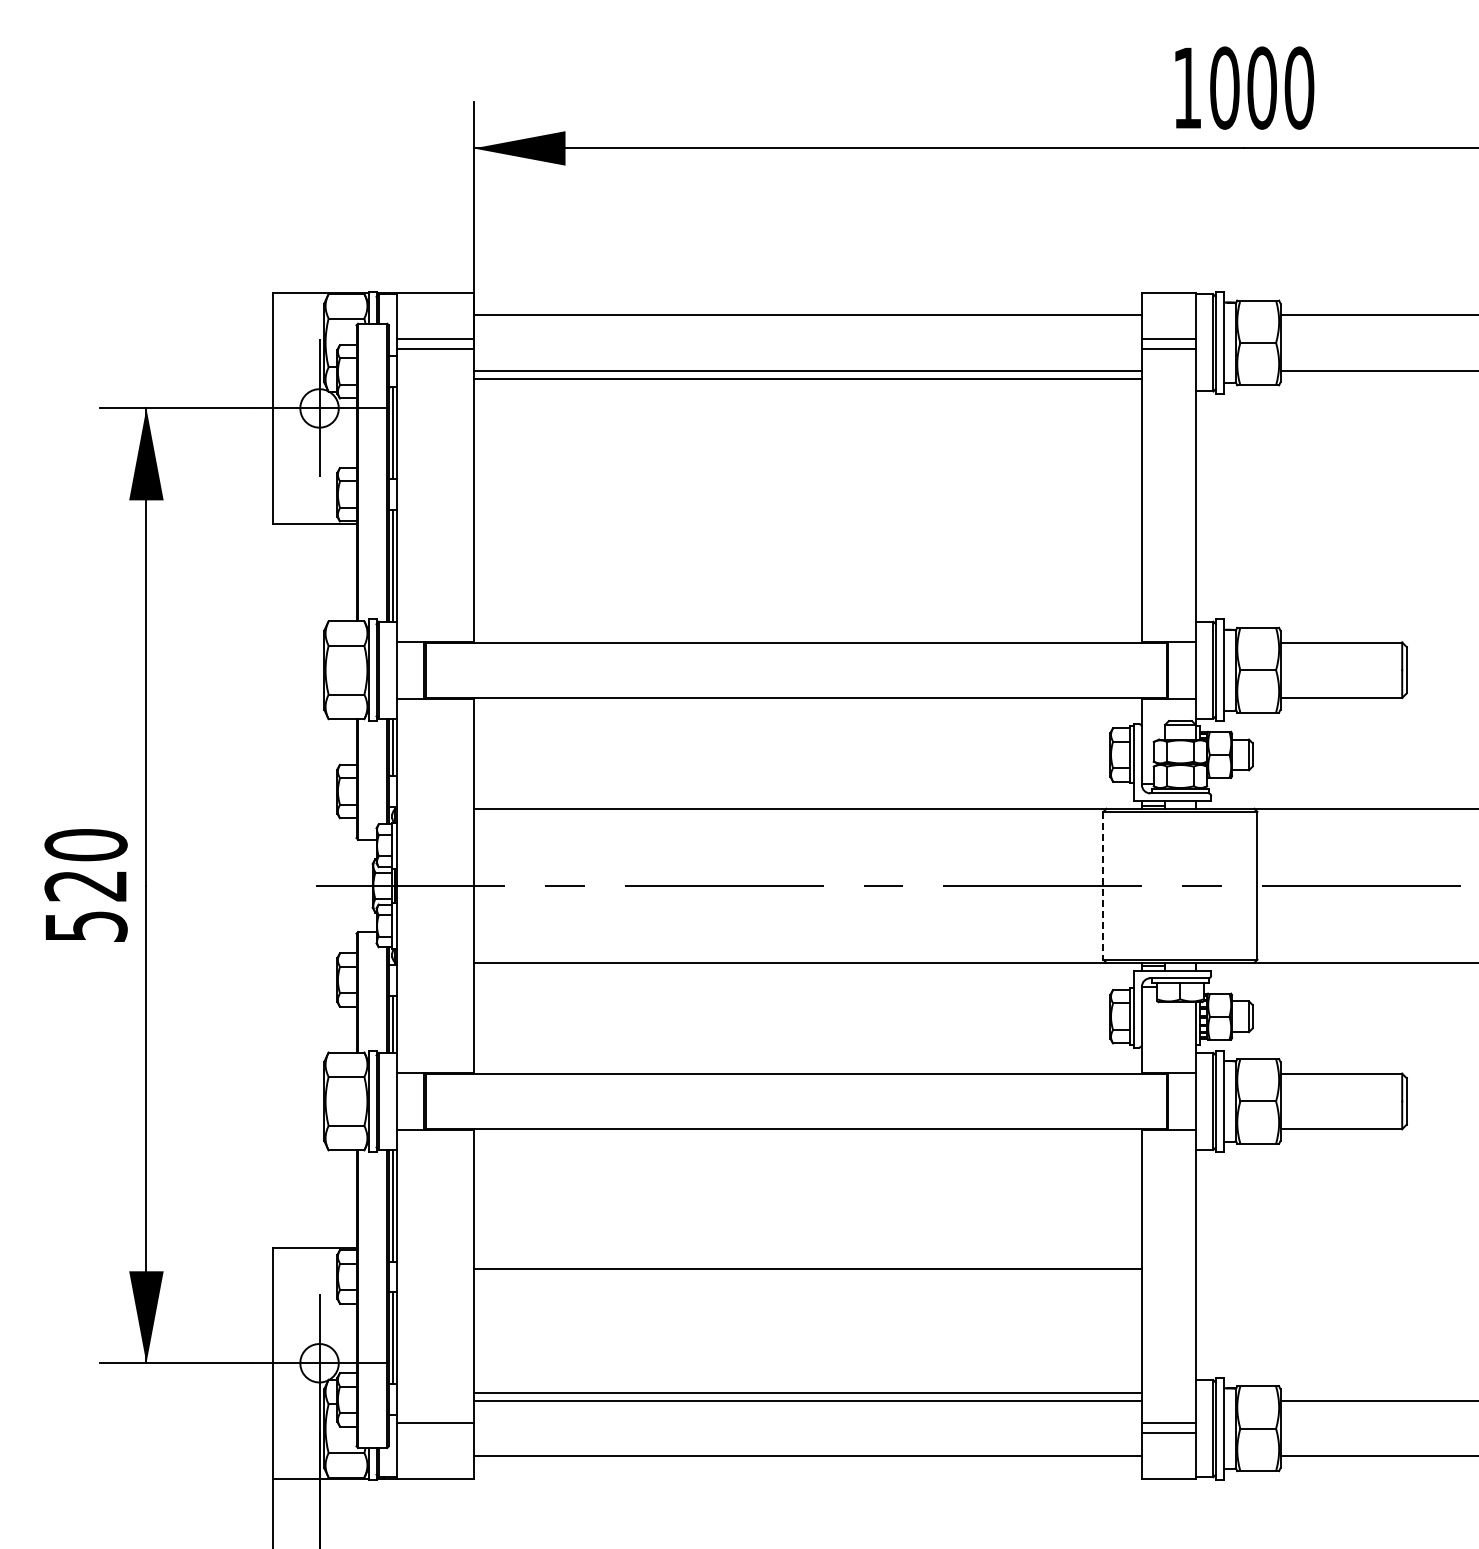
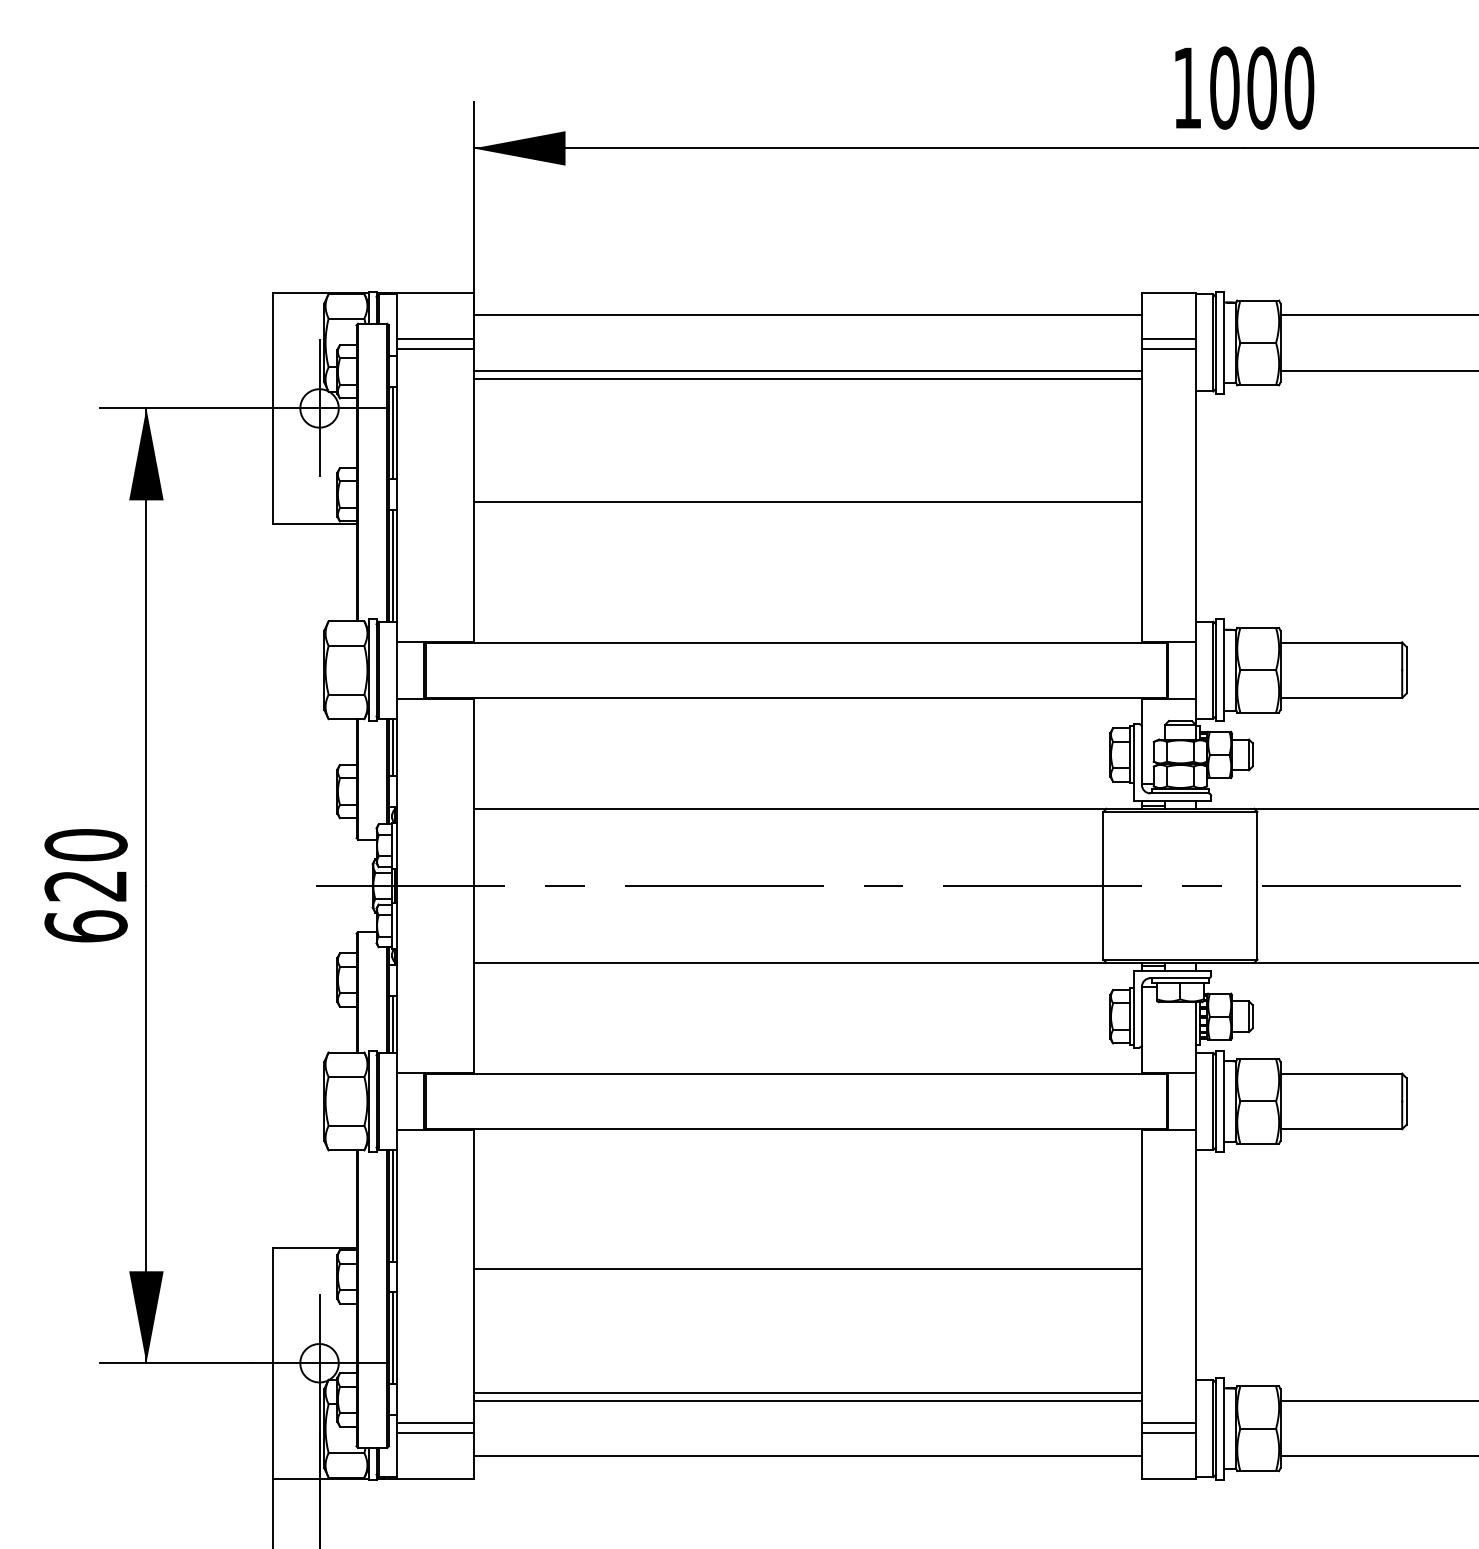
line: none -> present (807, 502)
line: dashed -> solid (1103, 885)
text: 520 -> 620 (85, 926)
line: none -> present (434, 1432)
